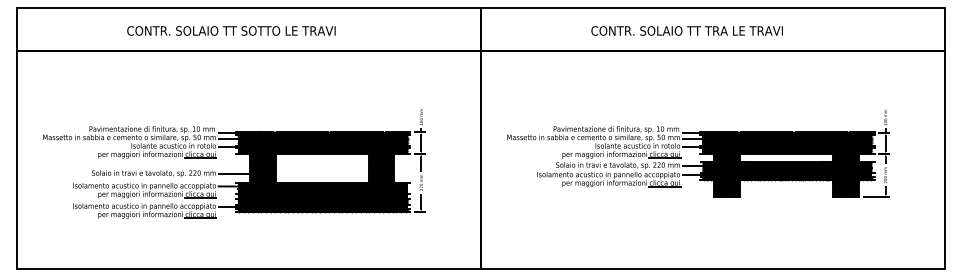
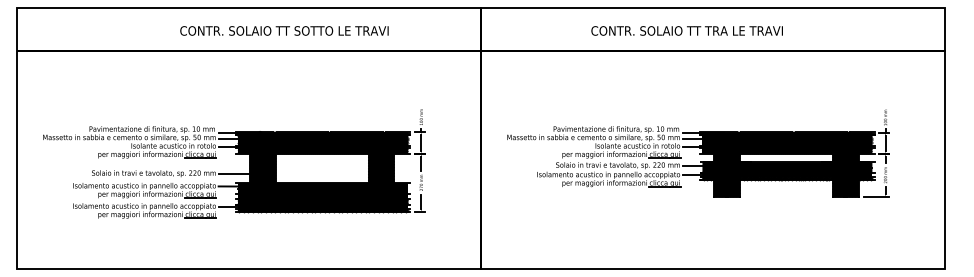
text position: (231, 30) -> (284, 30) (284, 30)
